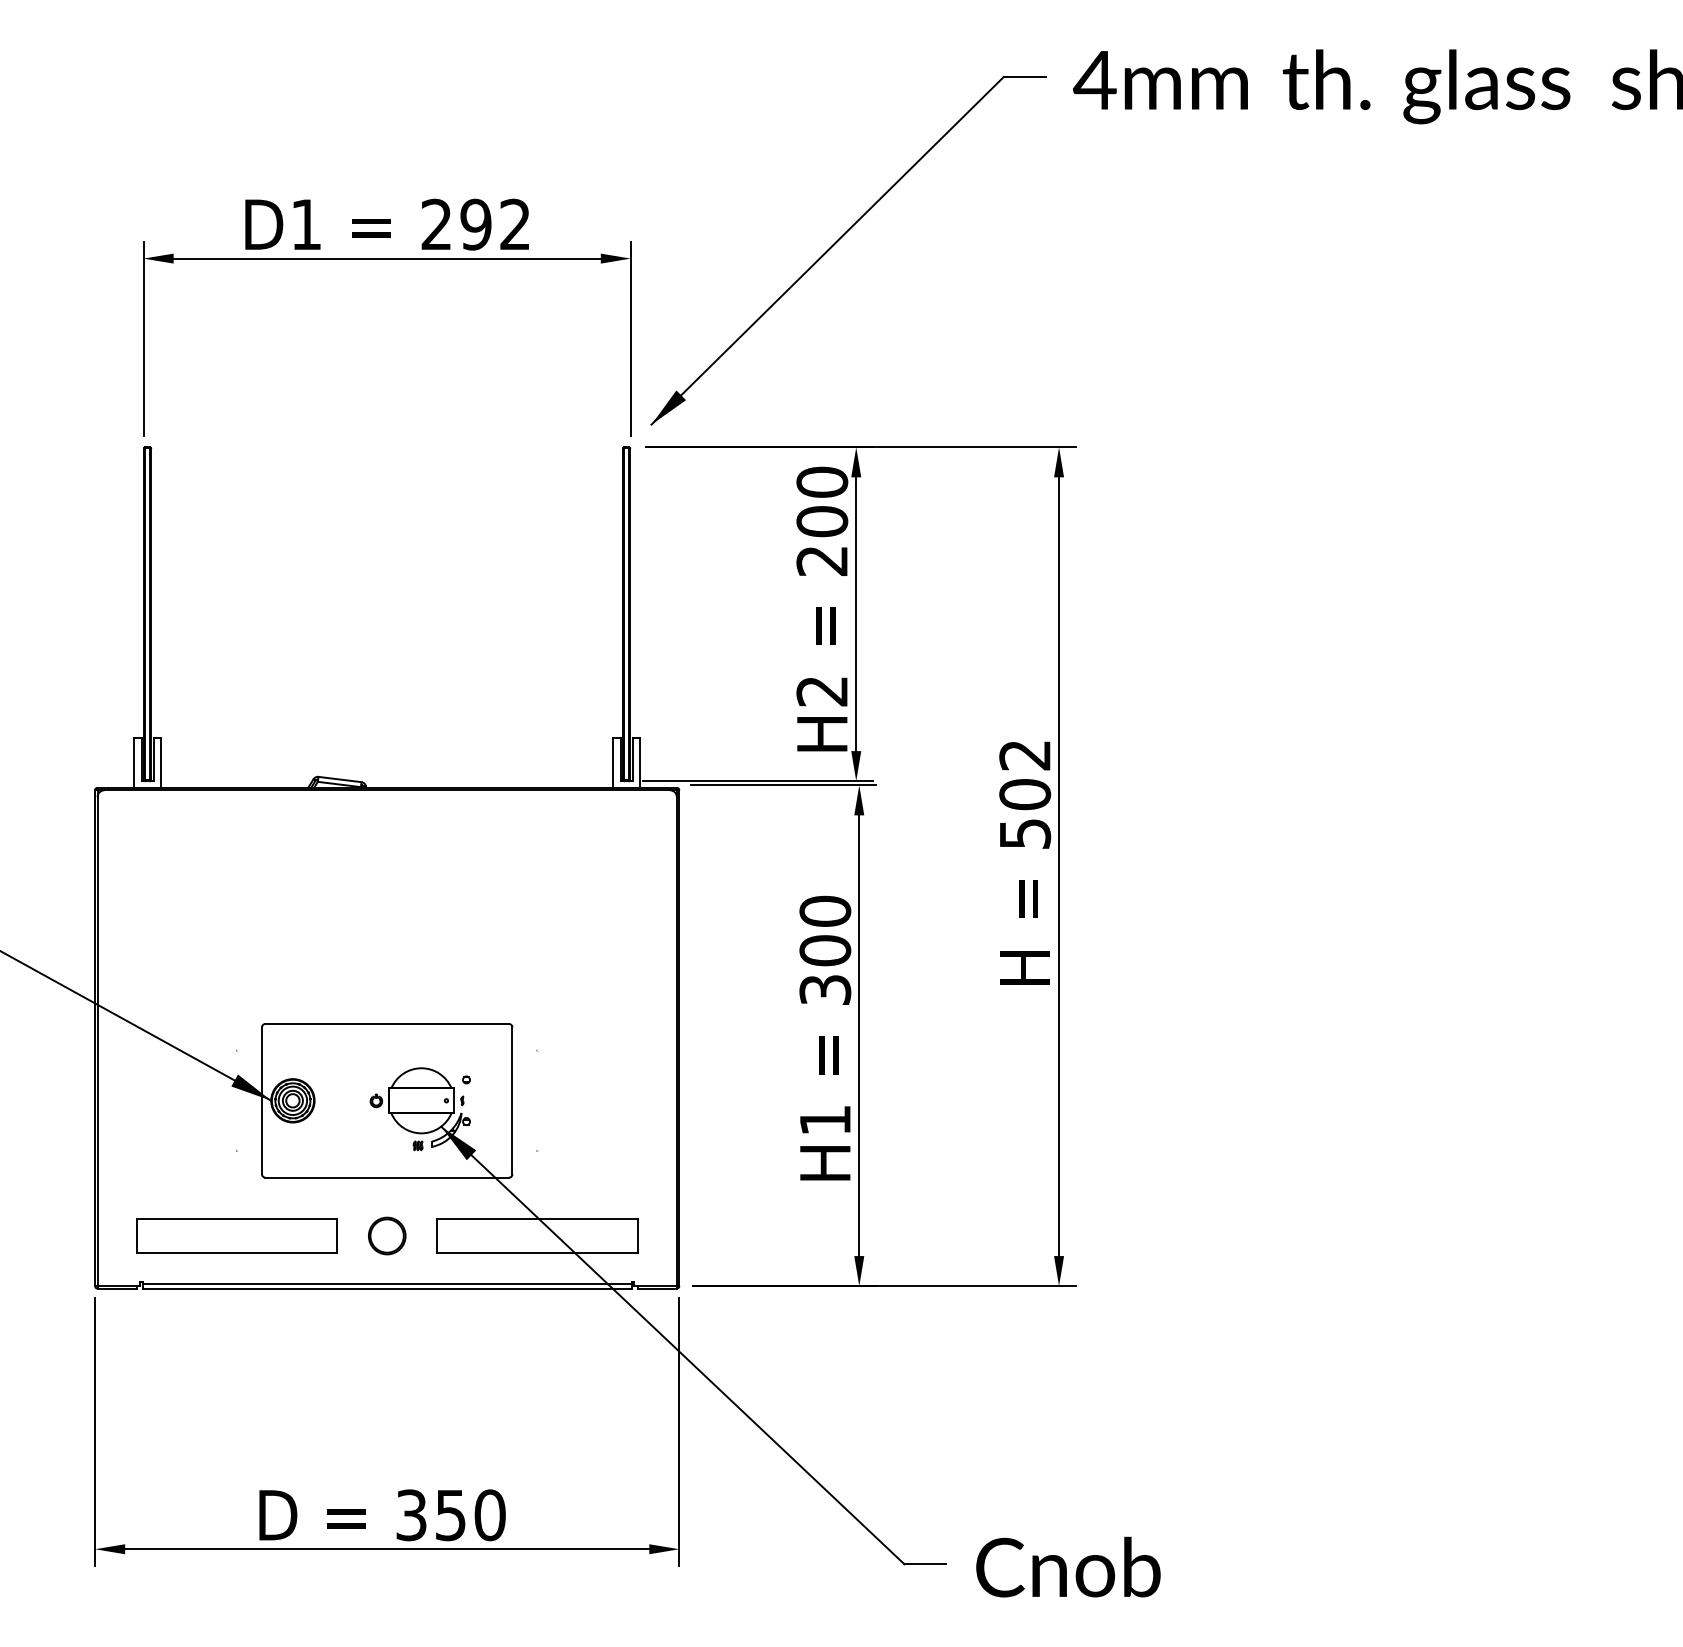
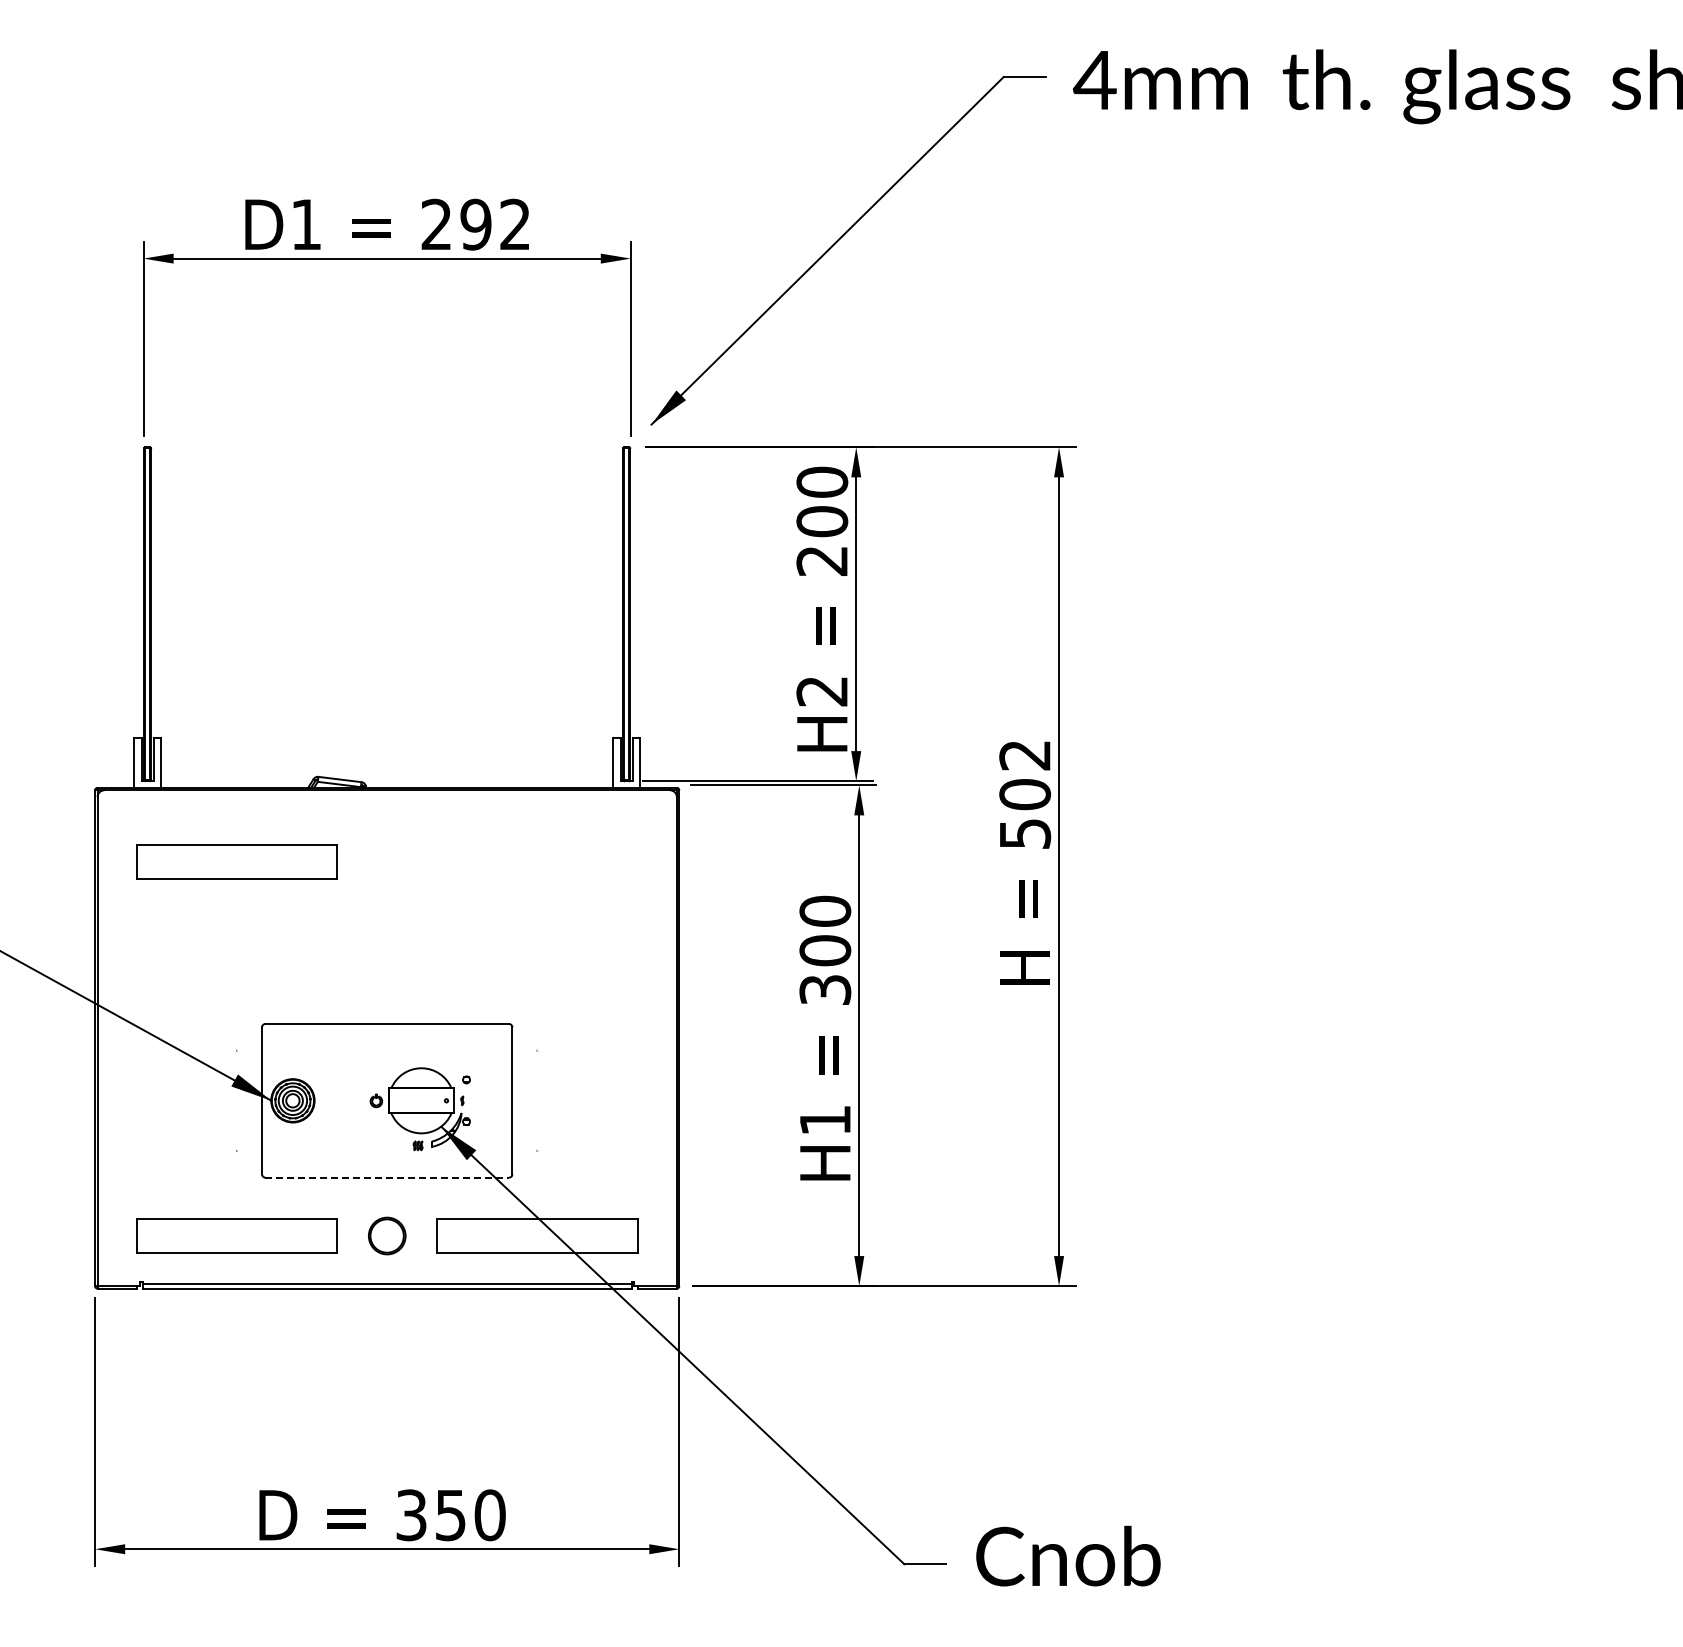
part: none -> present (236, 861)
line: solid -> dashed (387, 1177)
text position: (1068, 1566) -> (1068, 1555) (1068, 1555)
